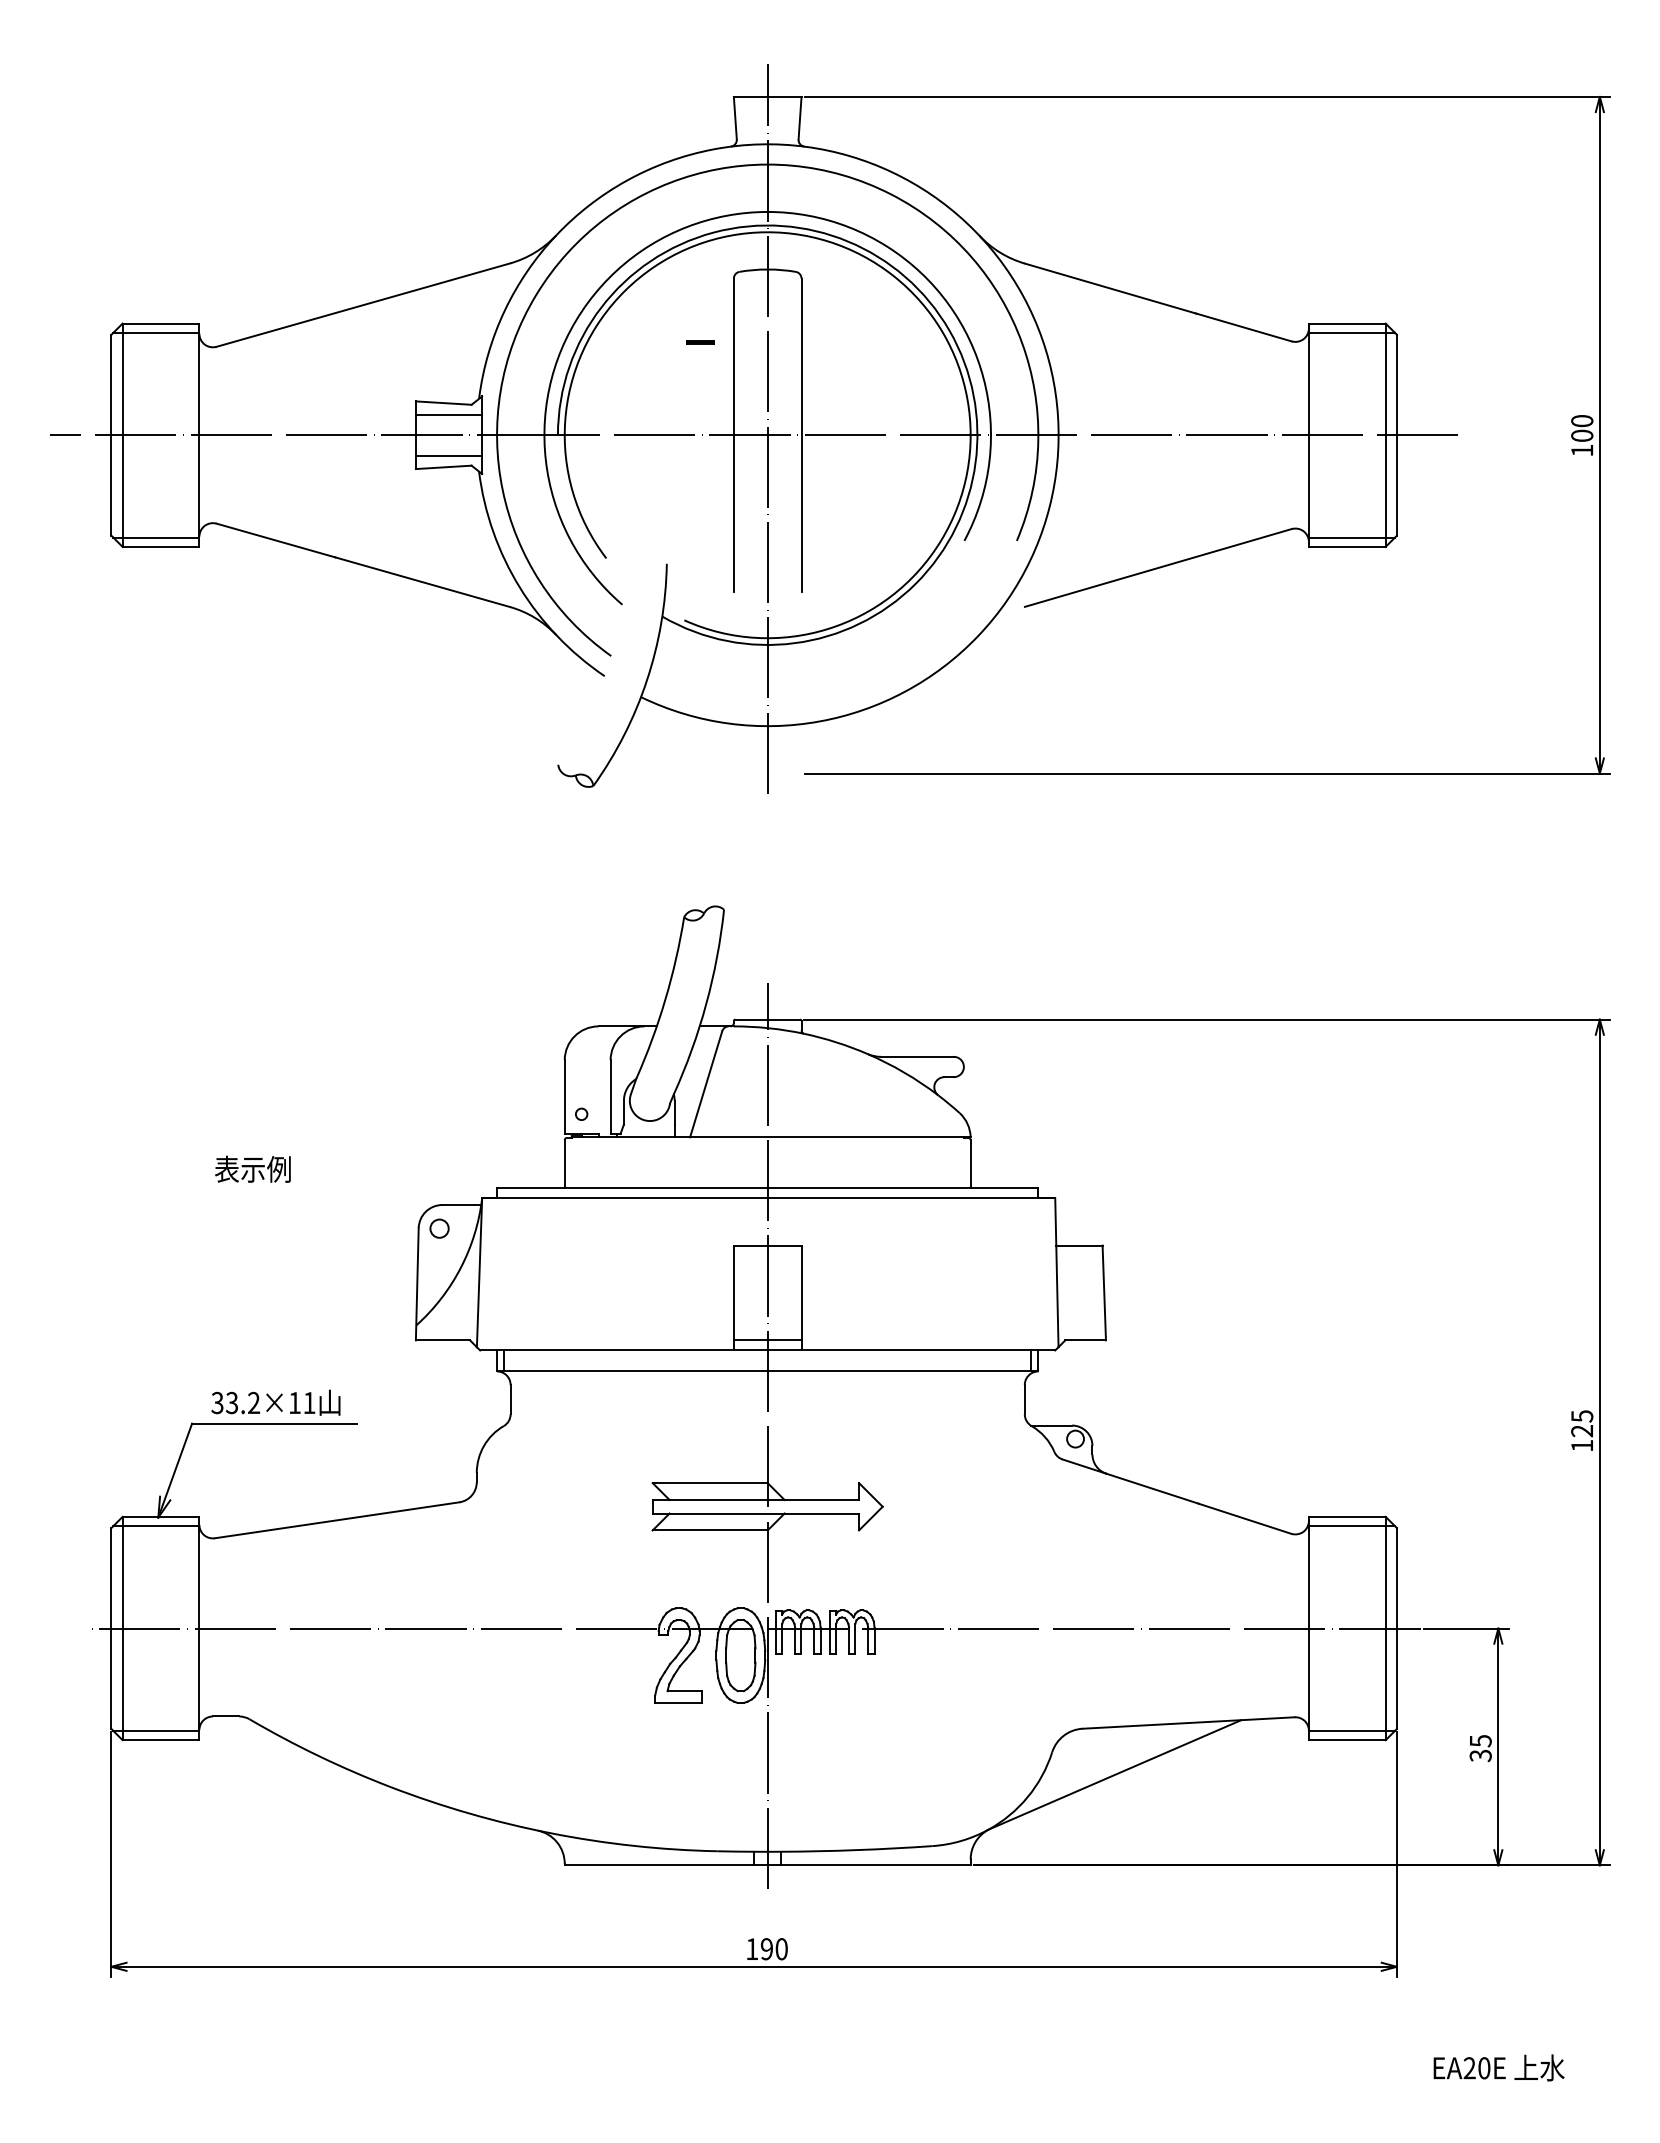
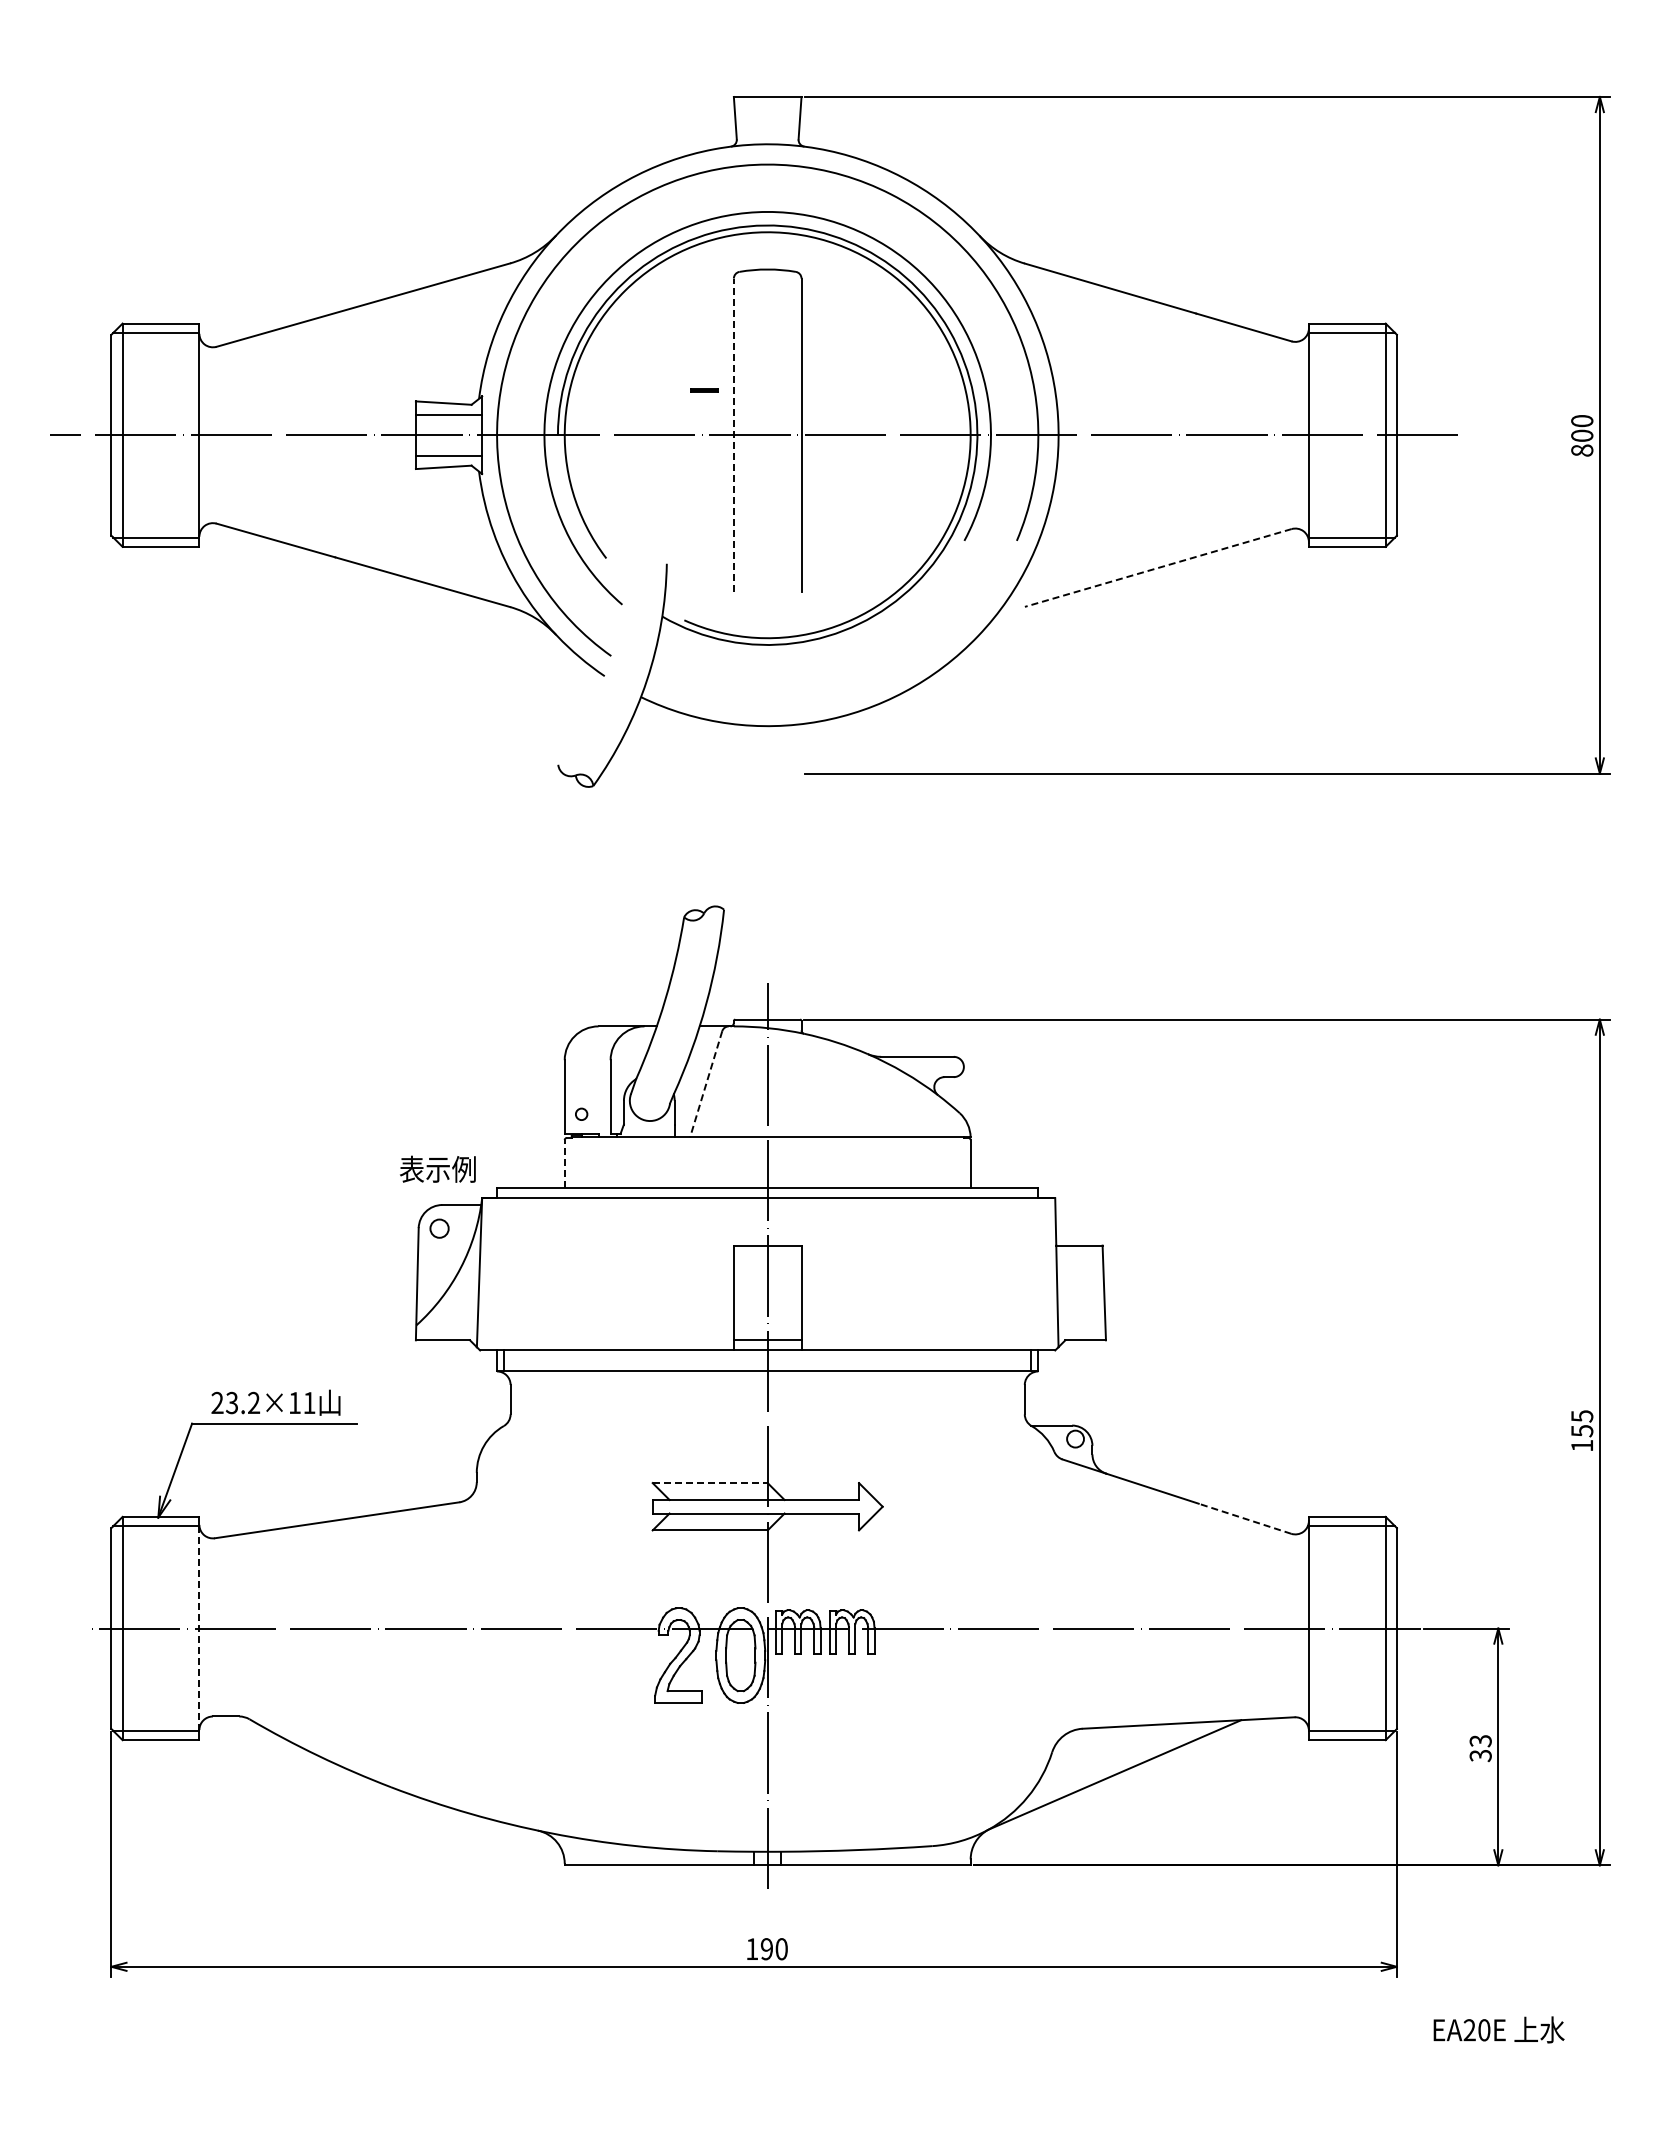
line position: (700, 342) -> (704, 390) (704, 390)
line: present -> none (767, 428)
line: solid -> dashed (733, 435)
text: 100 -> 800 (1582, 450)
line: solid -> dashed (1158, 567)
line: solid -> dashed (706, 1084)
line: solid -> dashed (564, 1163)
text position: (252, 1168) -> (437, 1168) (437, 1168)
text: 33.2×11 -> 23.2×11 (217, 1403)
text: 125 -> 155 (1582, 1431)
line: solid -> dashed (710, 1483)
line: solid -> dashed (1244, 1518)
line: solid -> dashed (199, 1628)
text: 35 -> 33 (1480, 1741)
text position: (1498, 2067) -> (1498, 2029) (1498, 2029)
